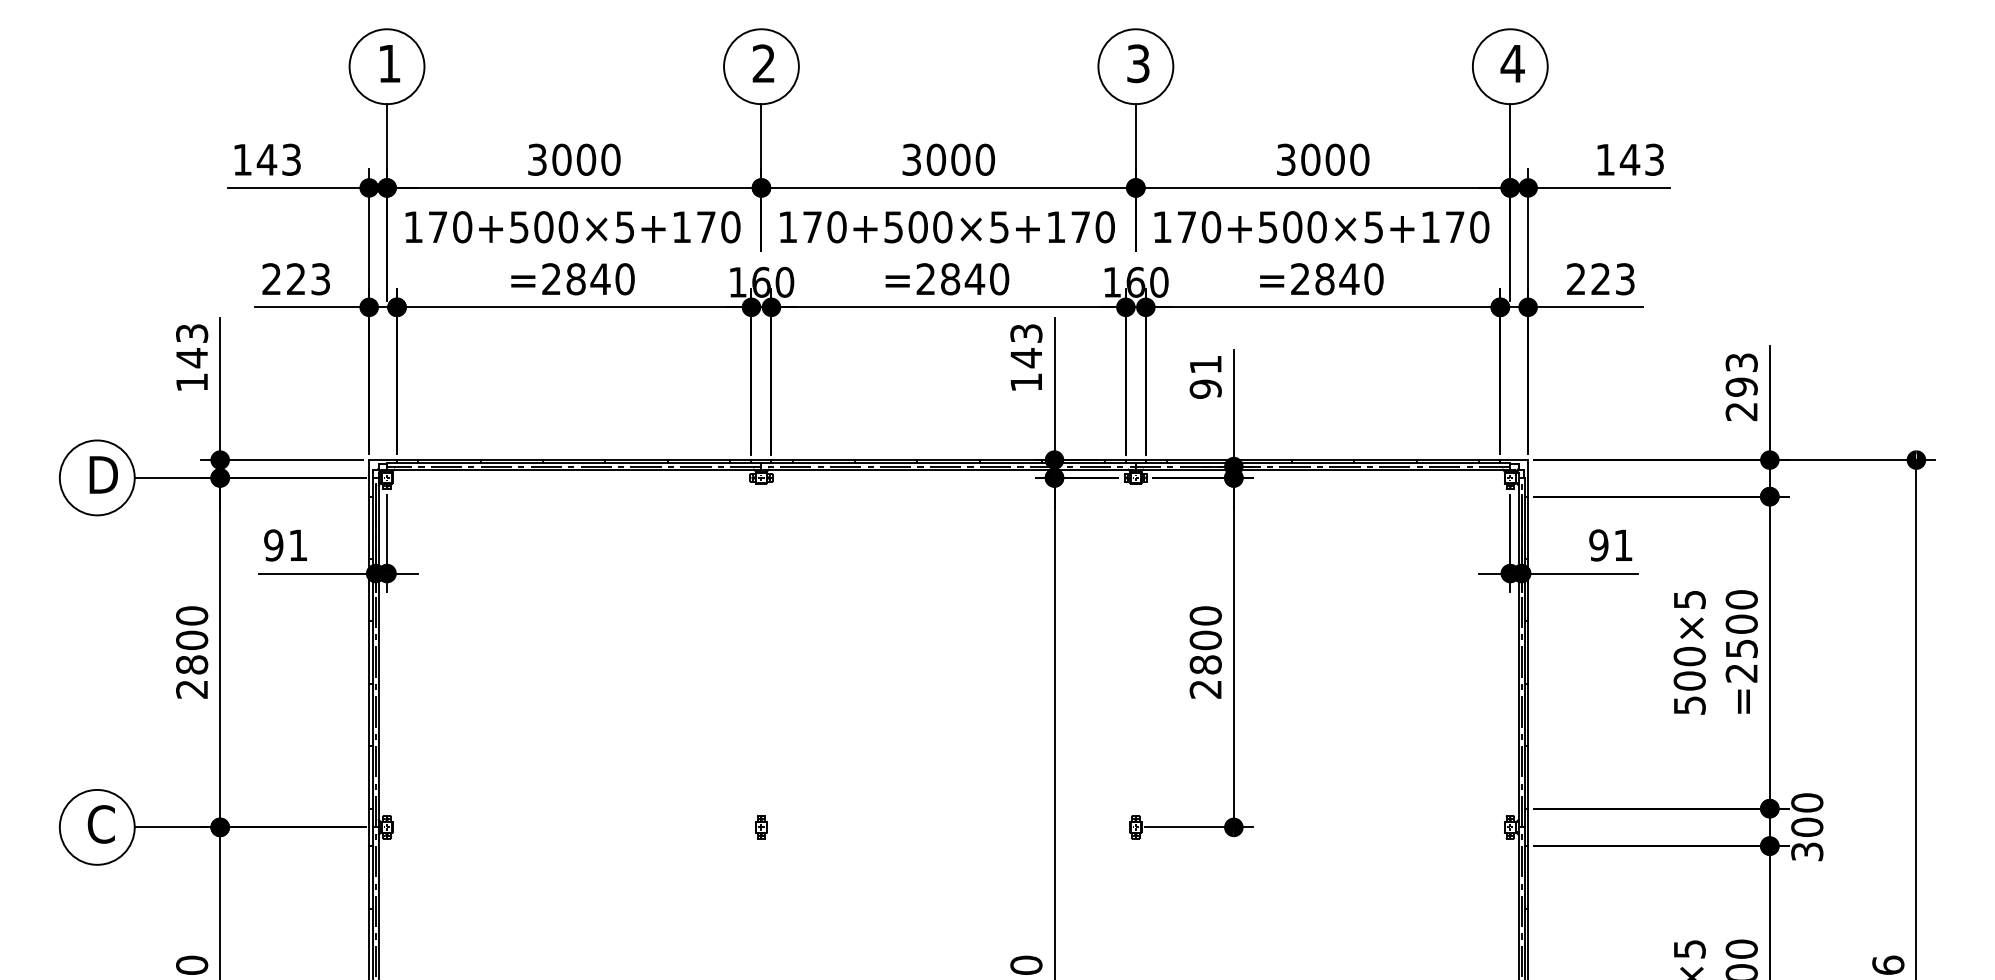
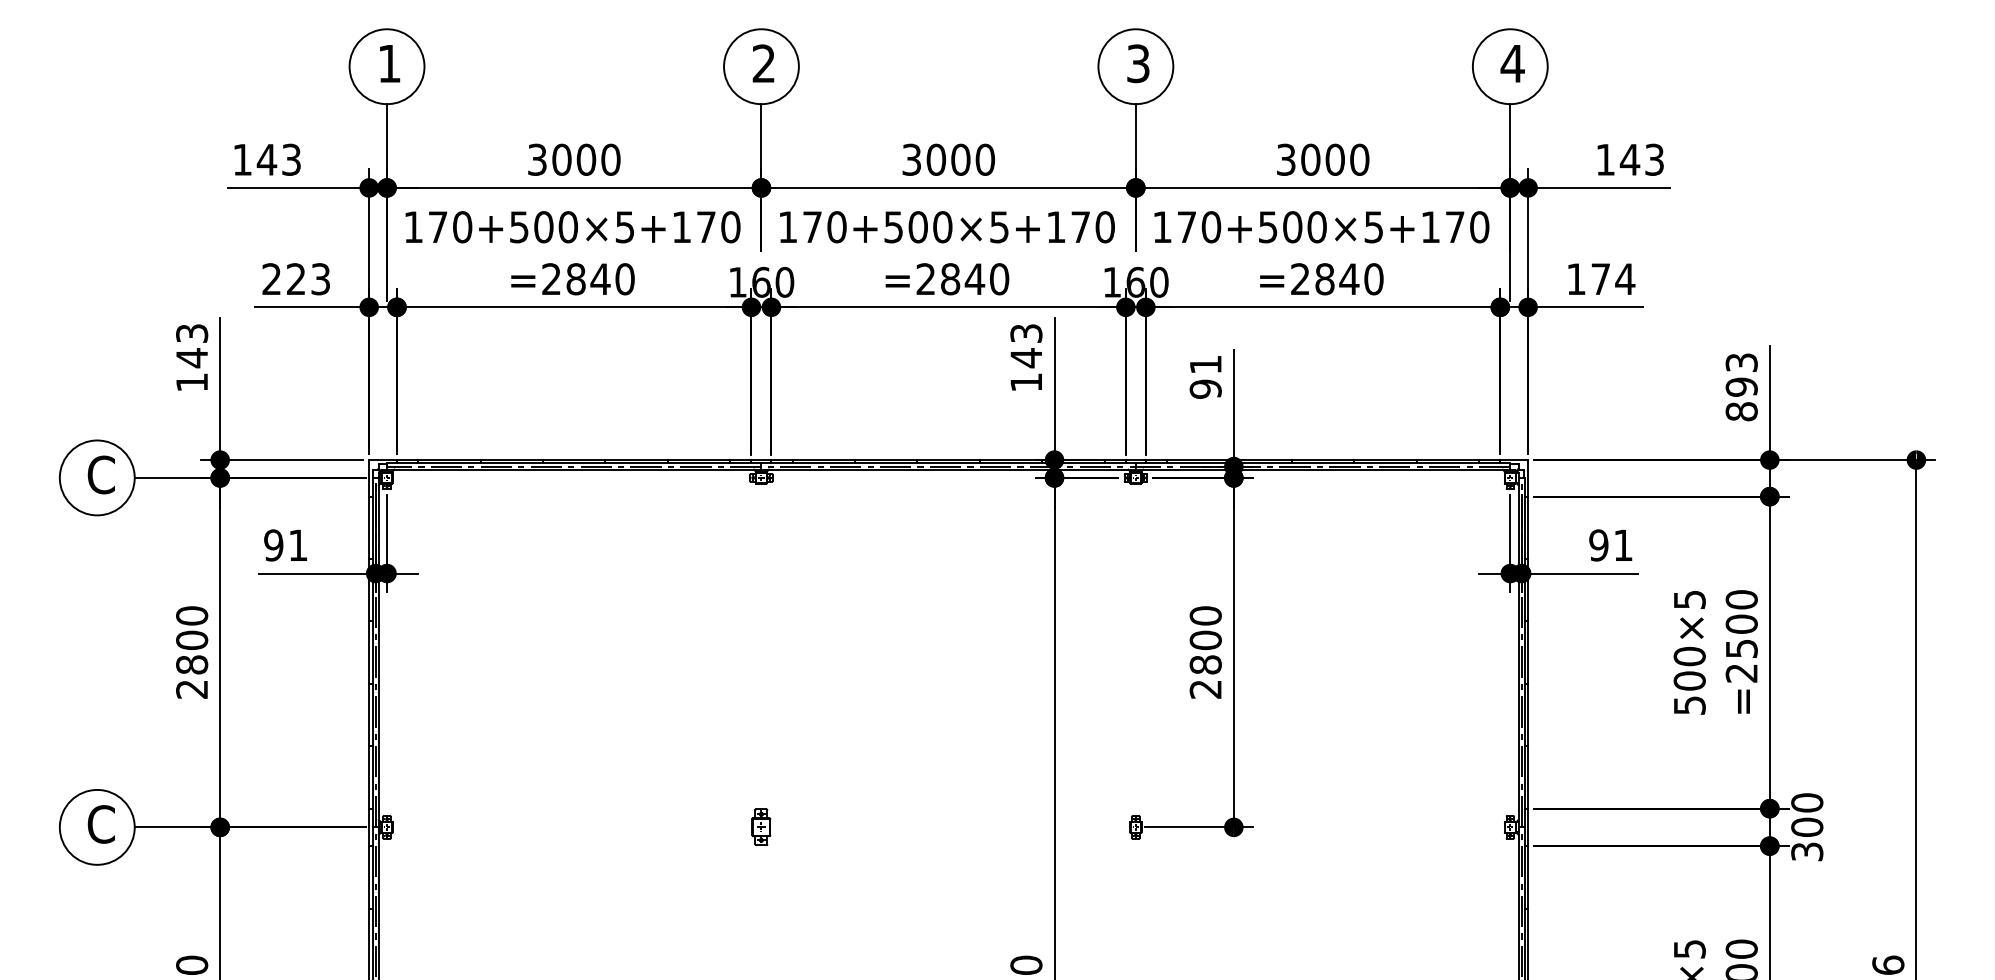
text: 223 -> 174 (1601, 279)
text: 293 -> 893 (1741, 411)
text: D -> C (102, 474)
part size: 13x25 px -> 21x38 px (761, 826)
